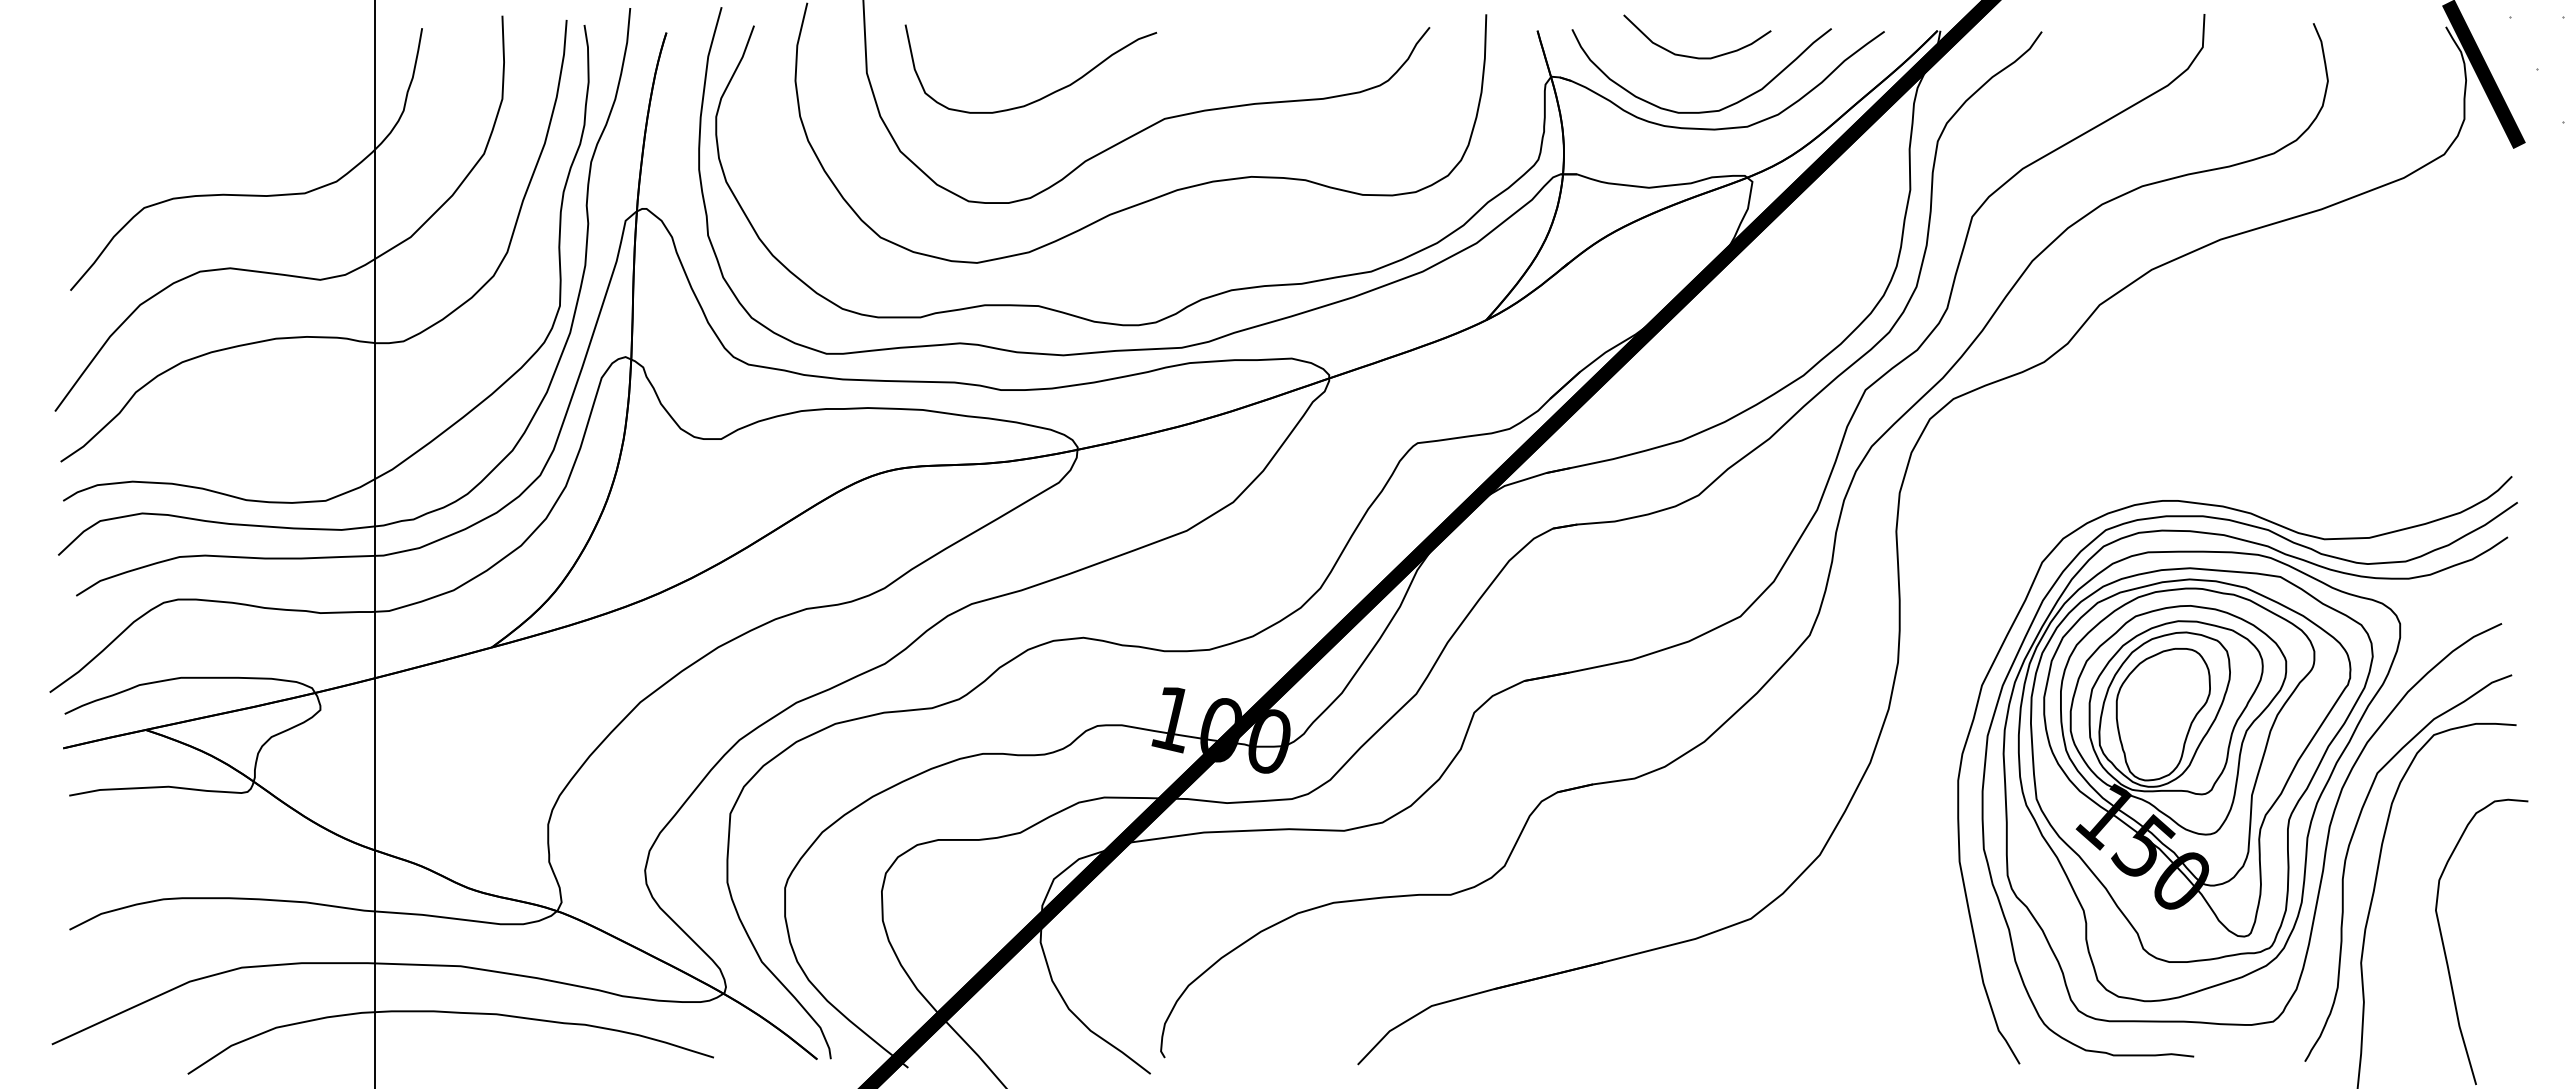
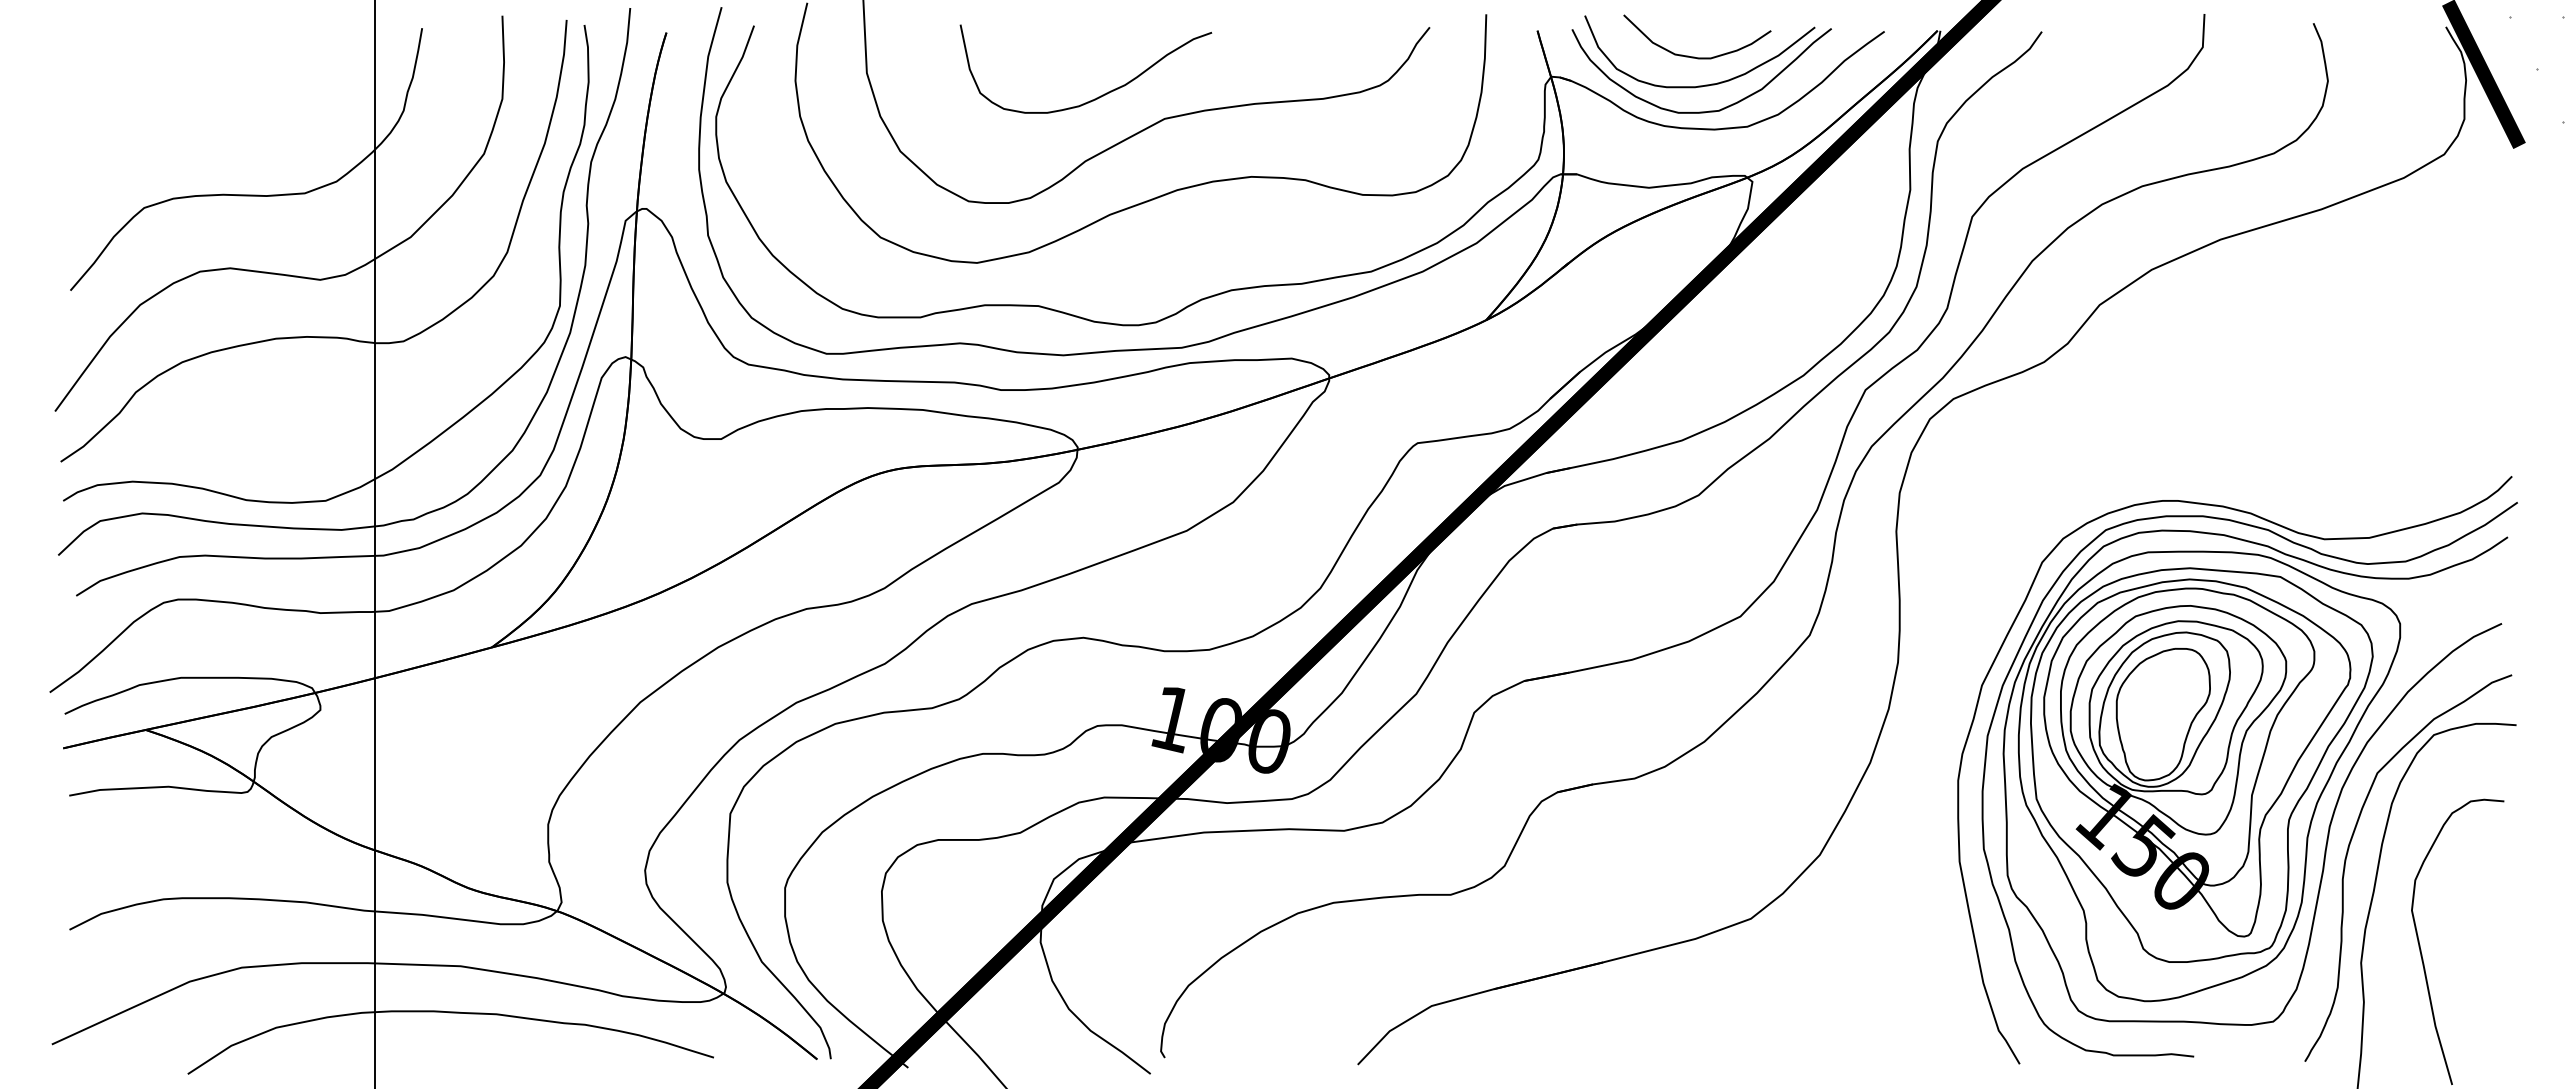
curve: none -> present (1705, 84)
curve position: (1043, 96) -> (1098, 96) (1098, 96)
curve position: (2445, 949) -> (2421, 949) (2421, 949)
